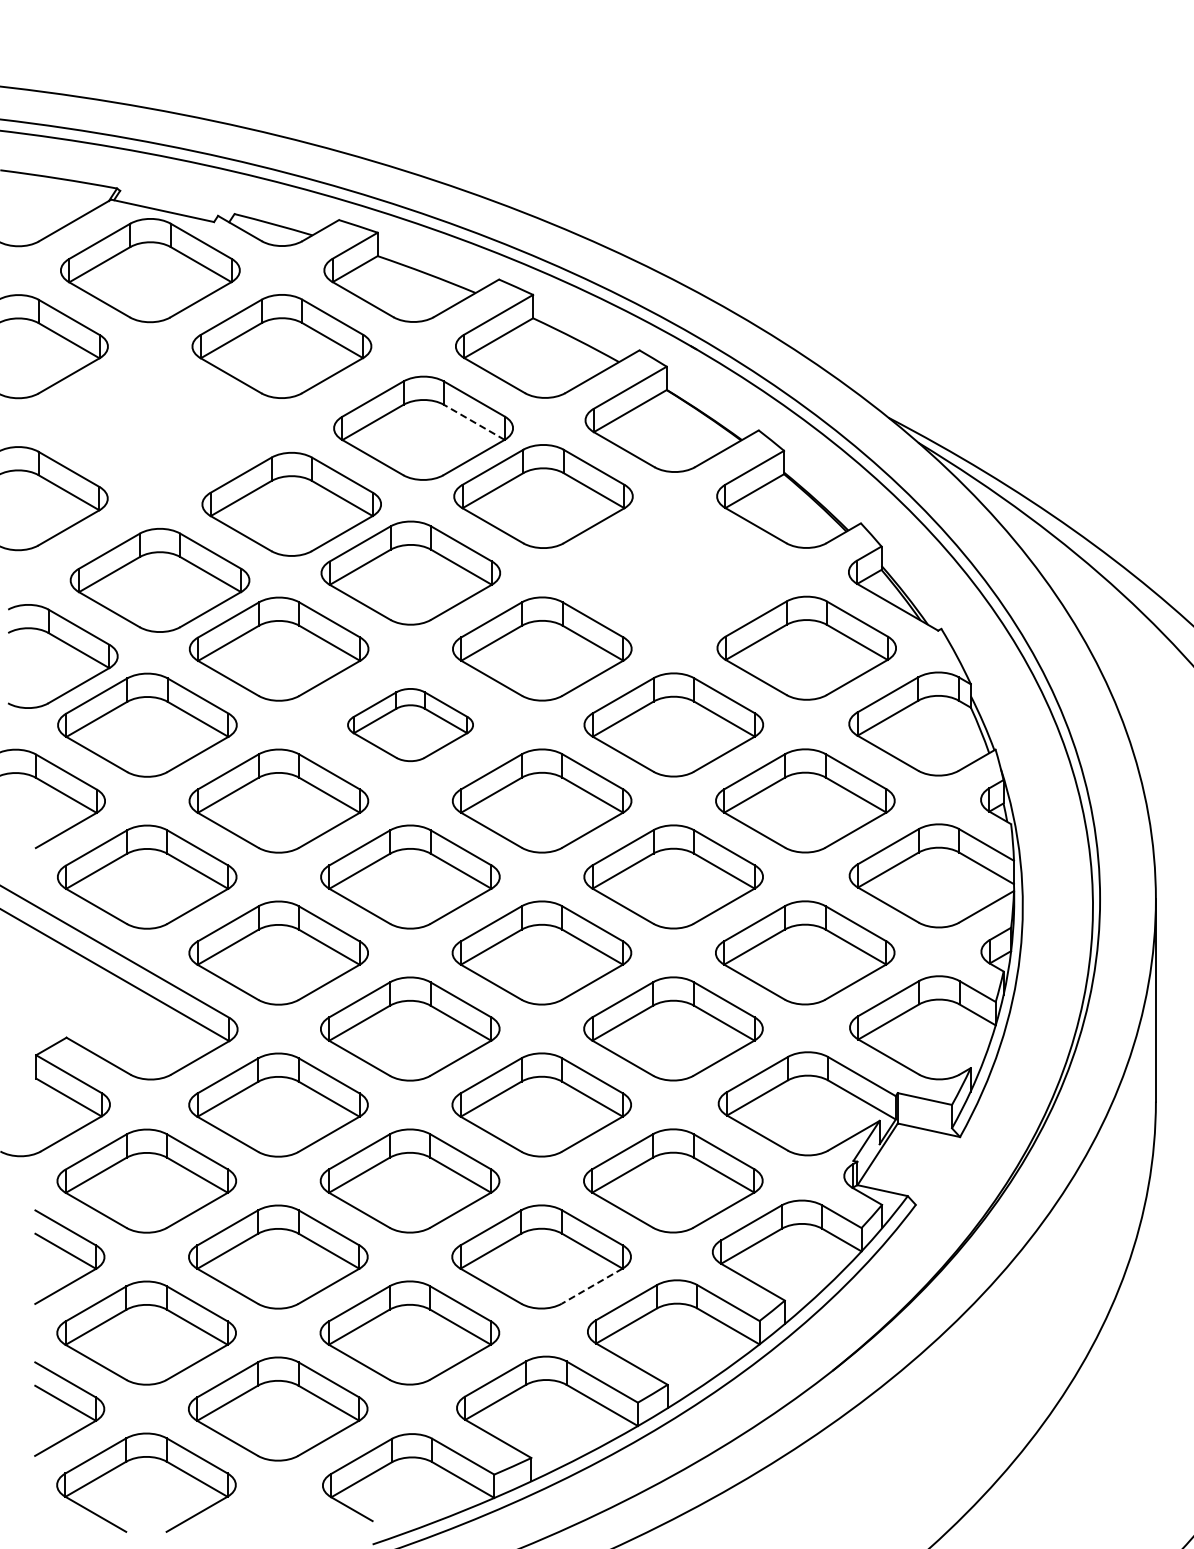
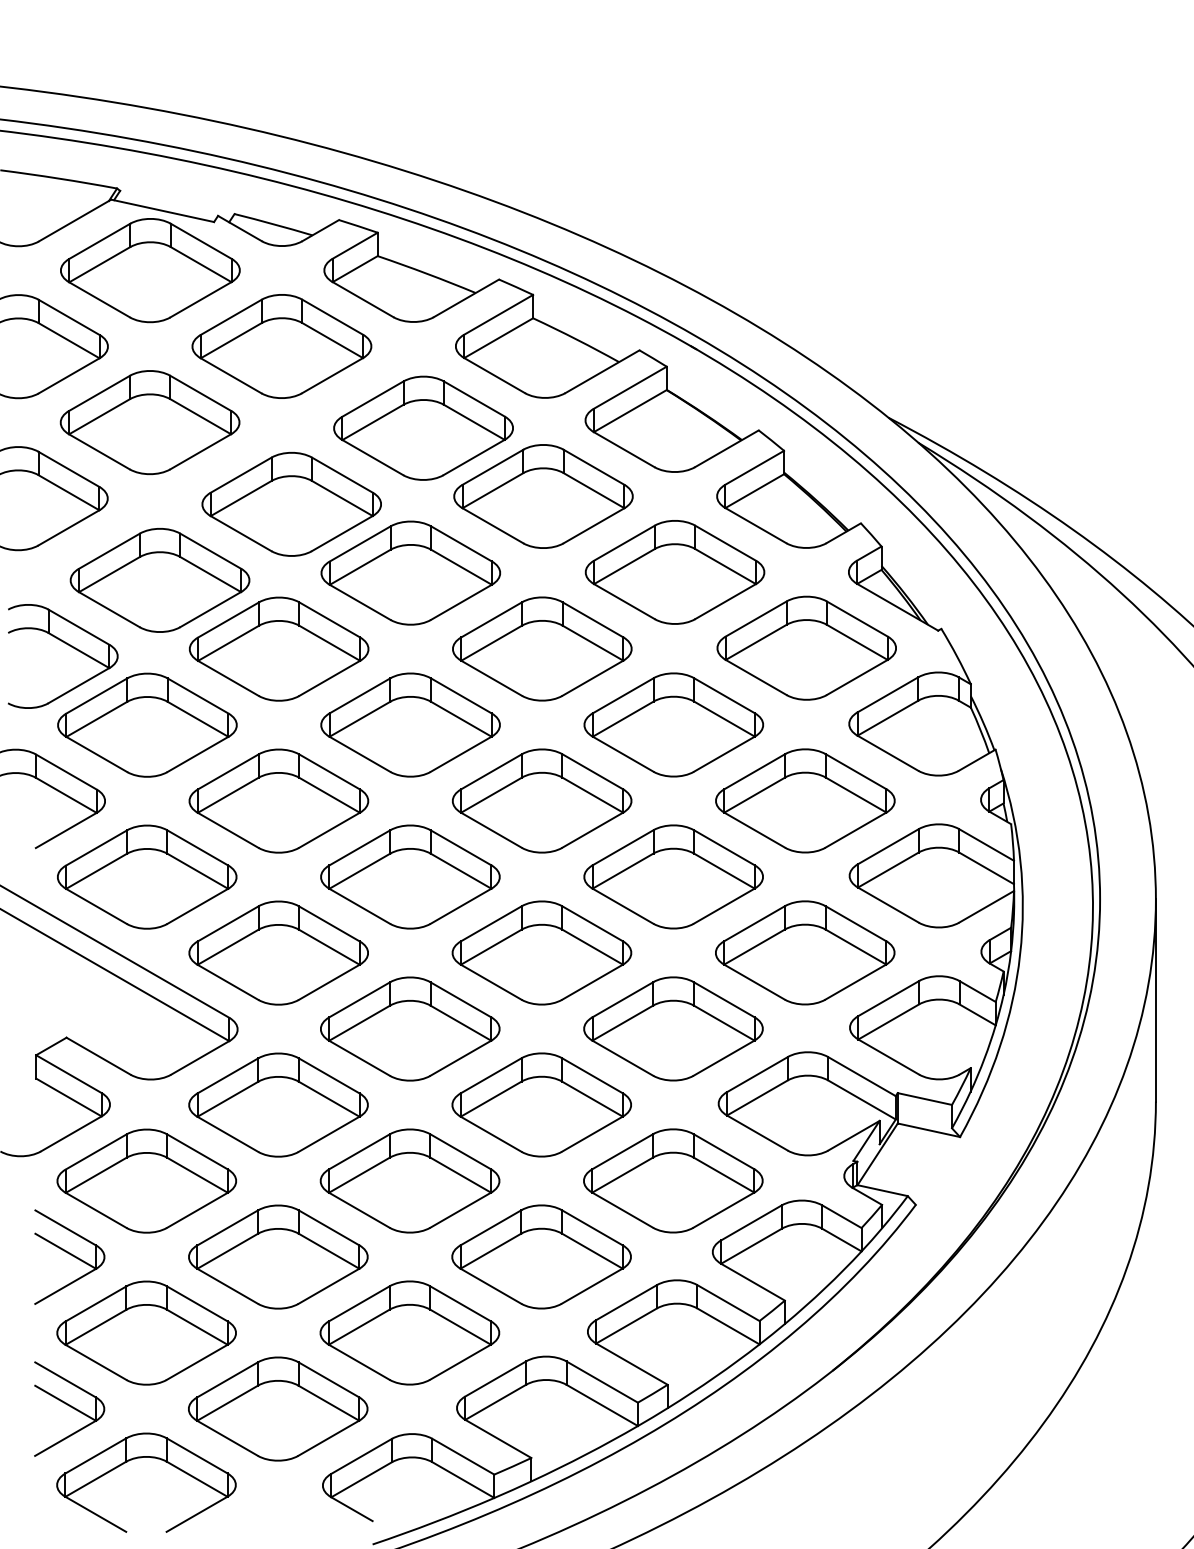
part: none -> present (149, 422)
line: dashed -> solid (473, 422)
part: none -> present (674, 572)
part size: 127x75 px -> 181x106 px (410, 724)
line: dashed -> solid (591, 1286)
